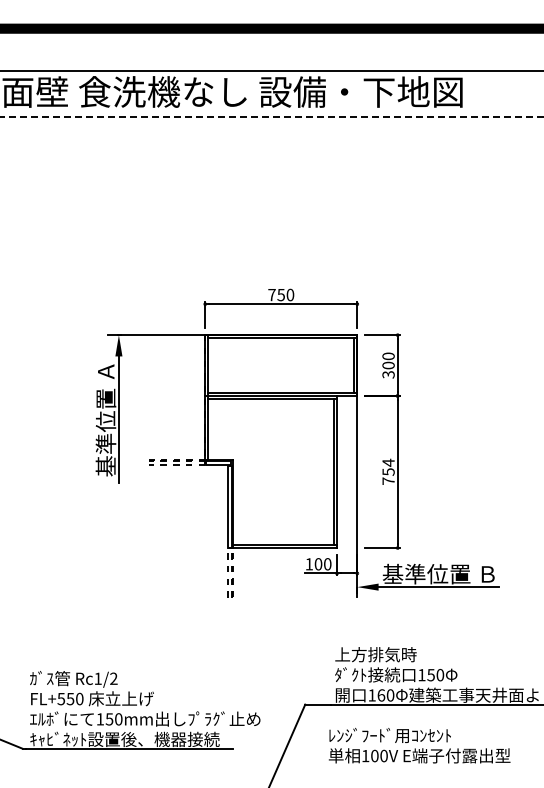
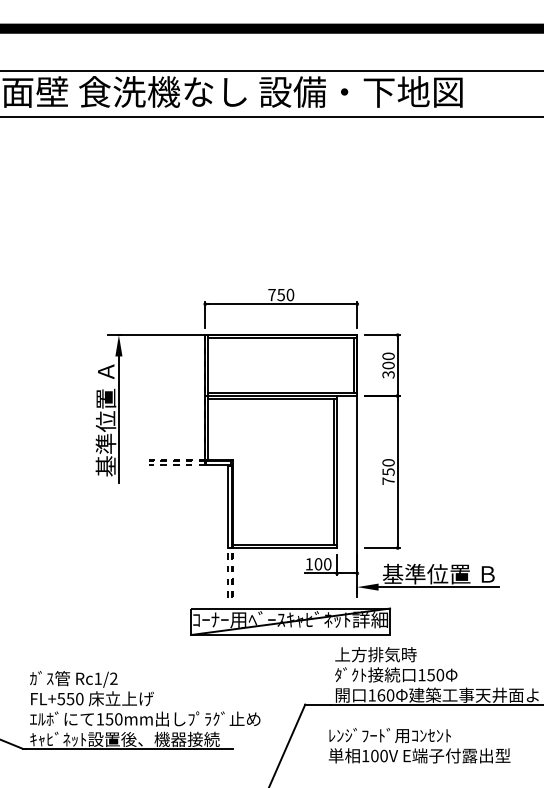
line: dashed -> solid (272, 117)
text: 754 -> 750 (388, 462)
part: none -> present (290, 621)
